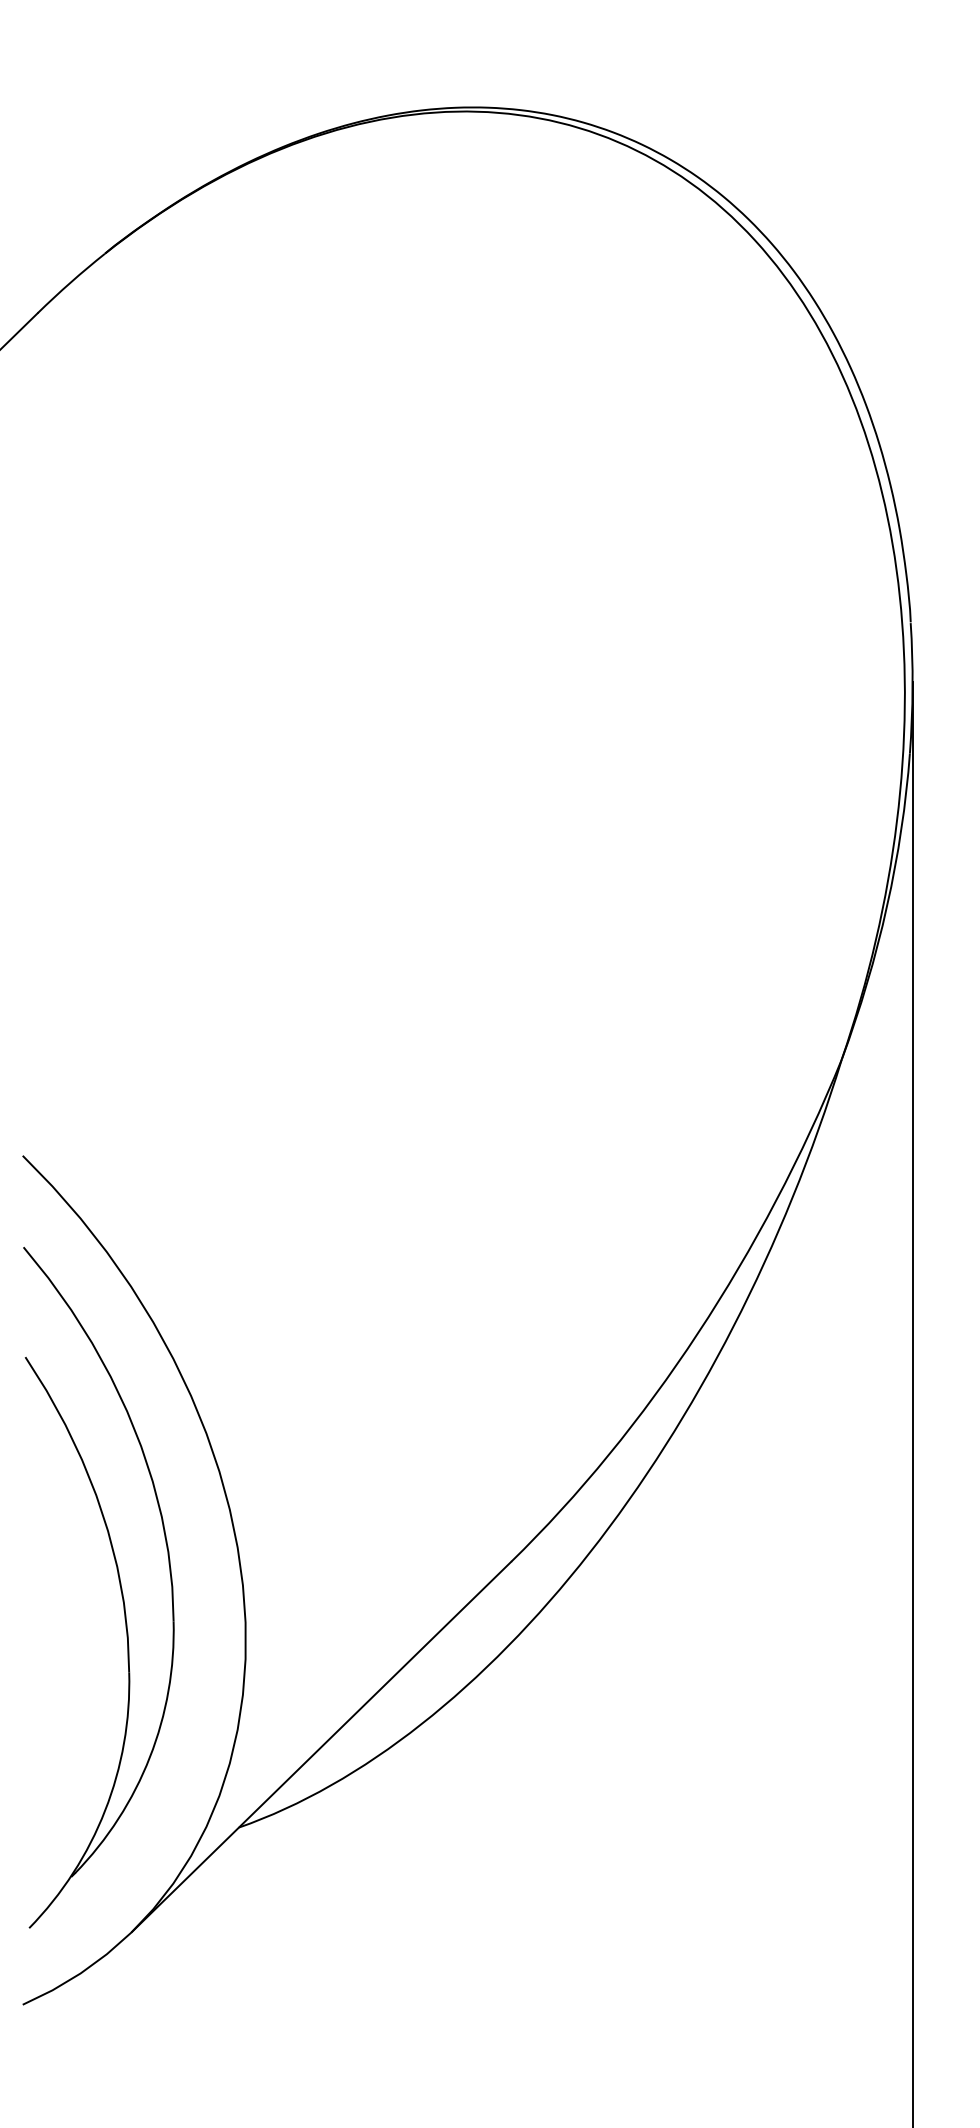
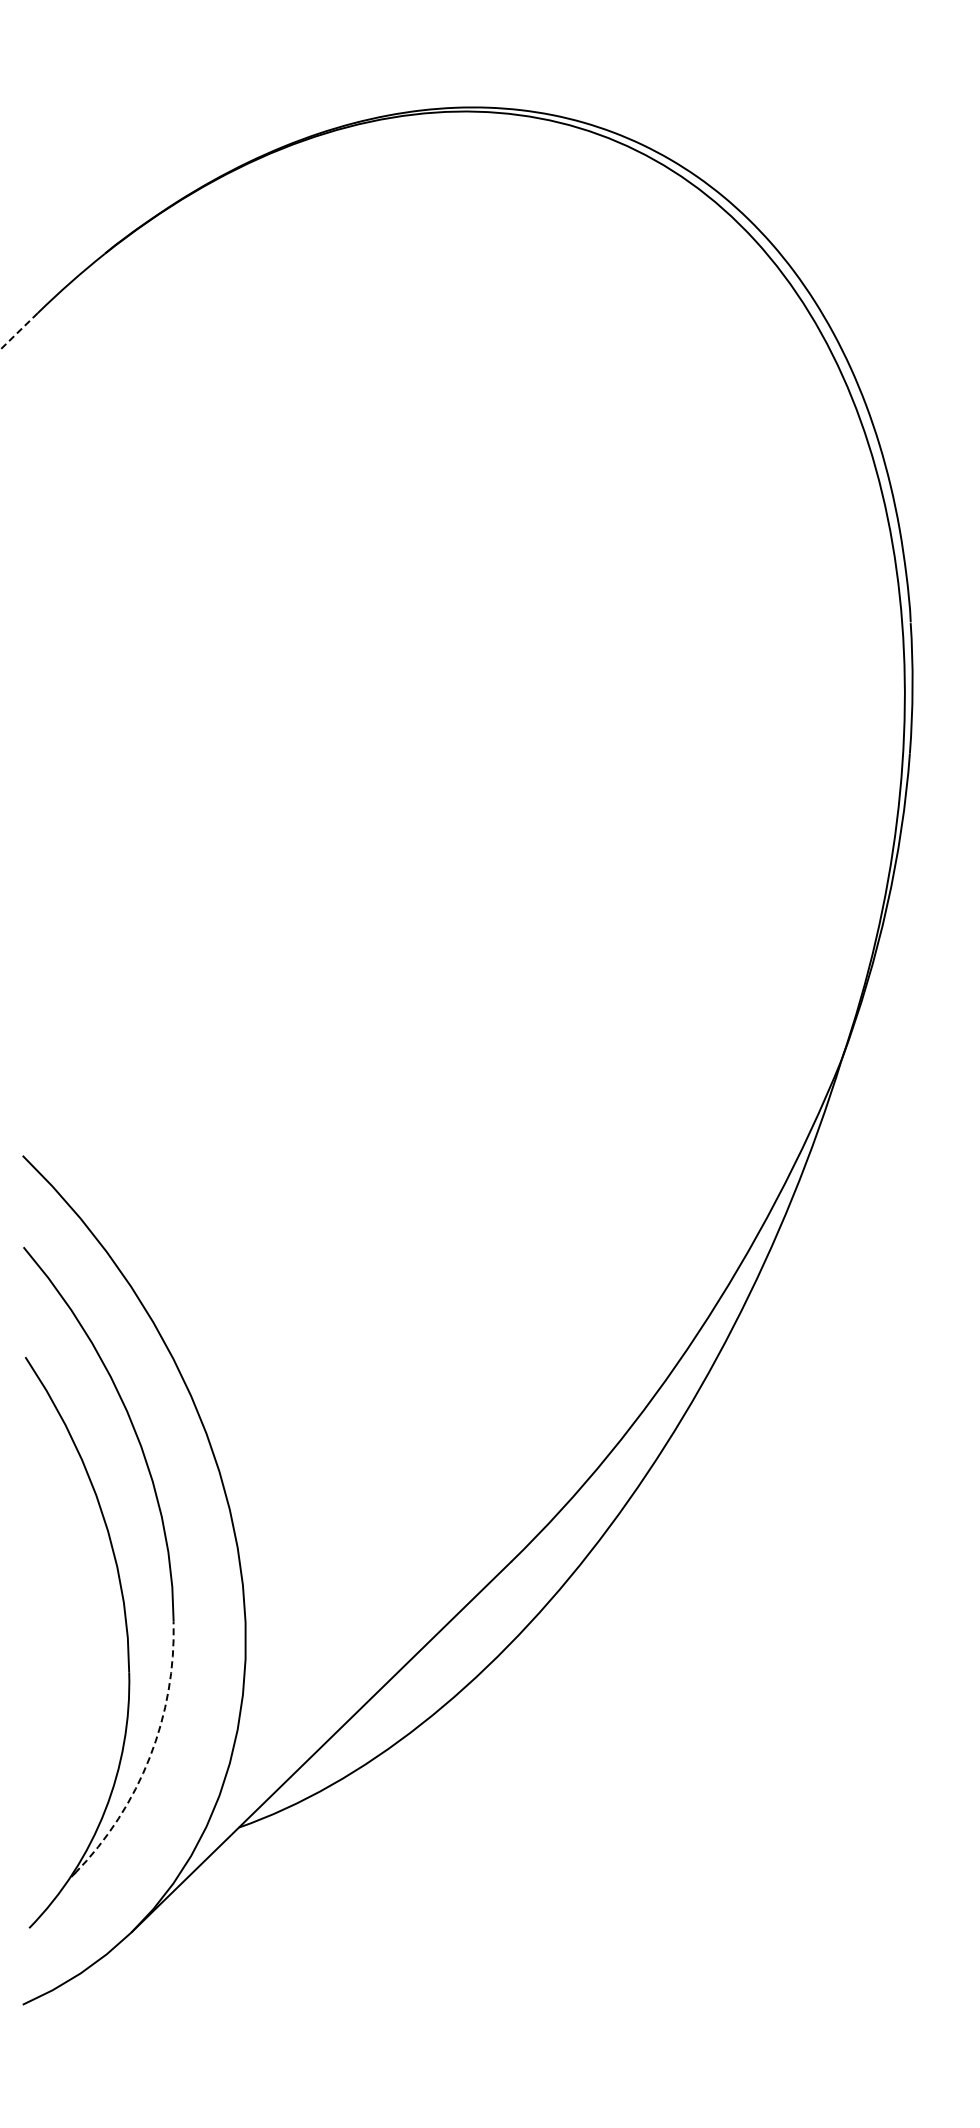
line: solid -> dashed (19, 331)
line: present -> none (912, 1402)
arc: solid -> dashed (149, 1757)
